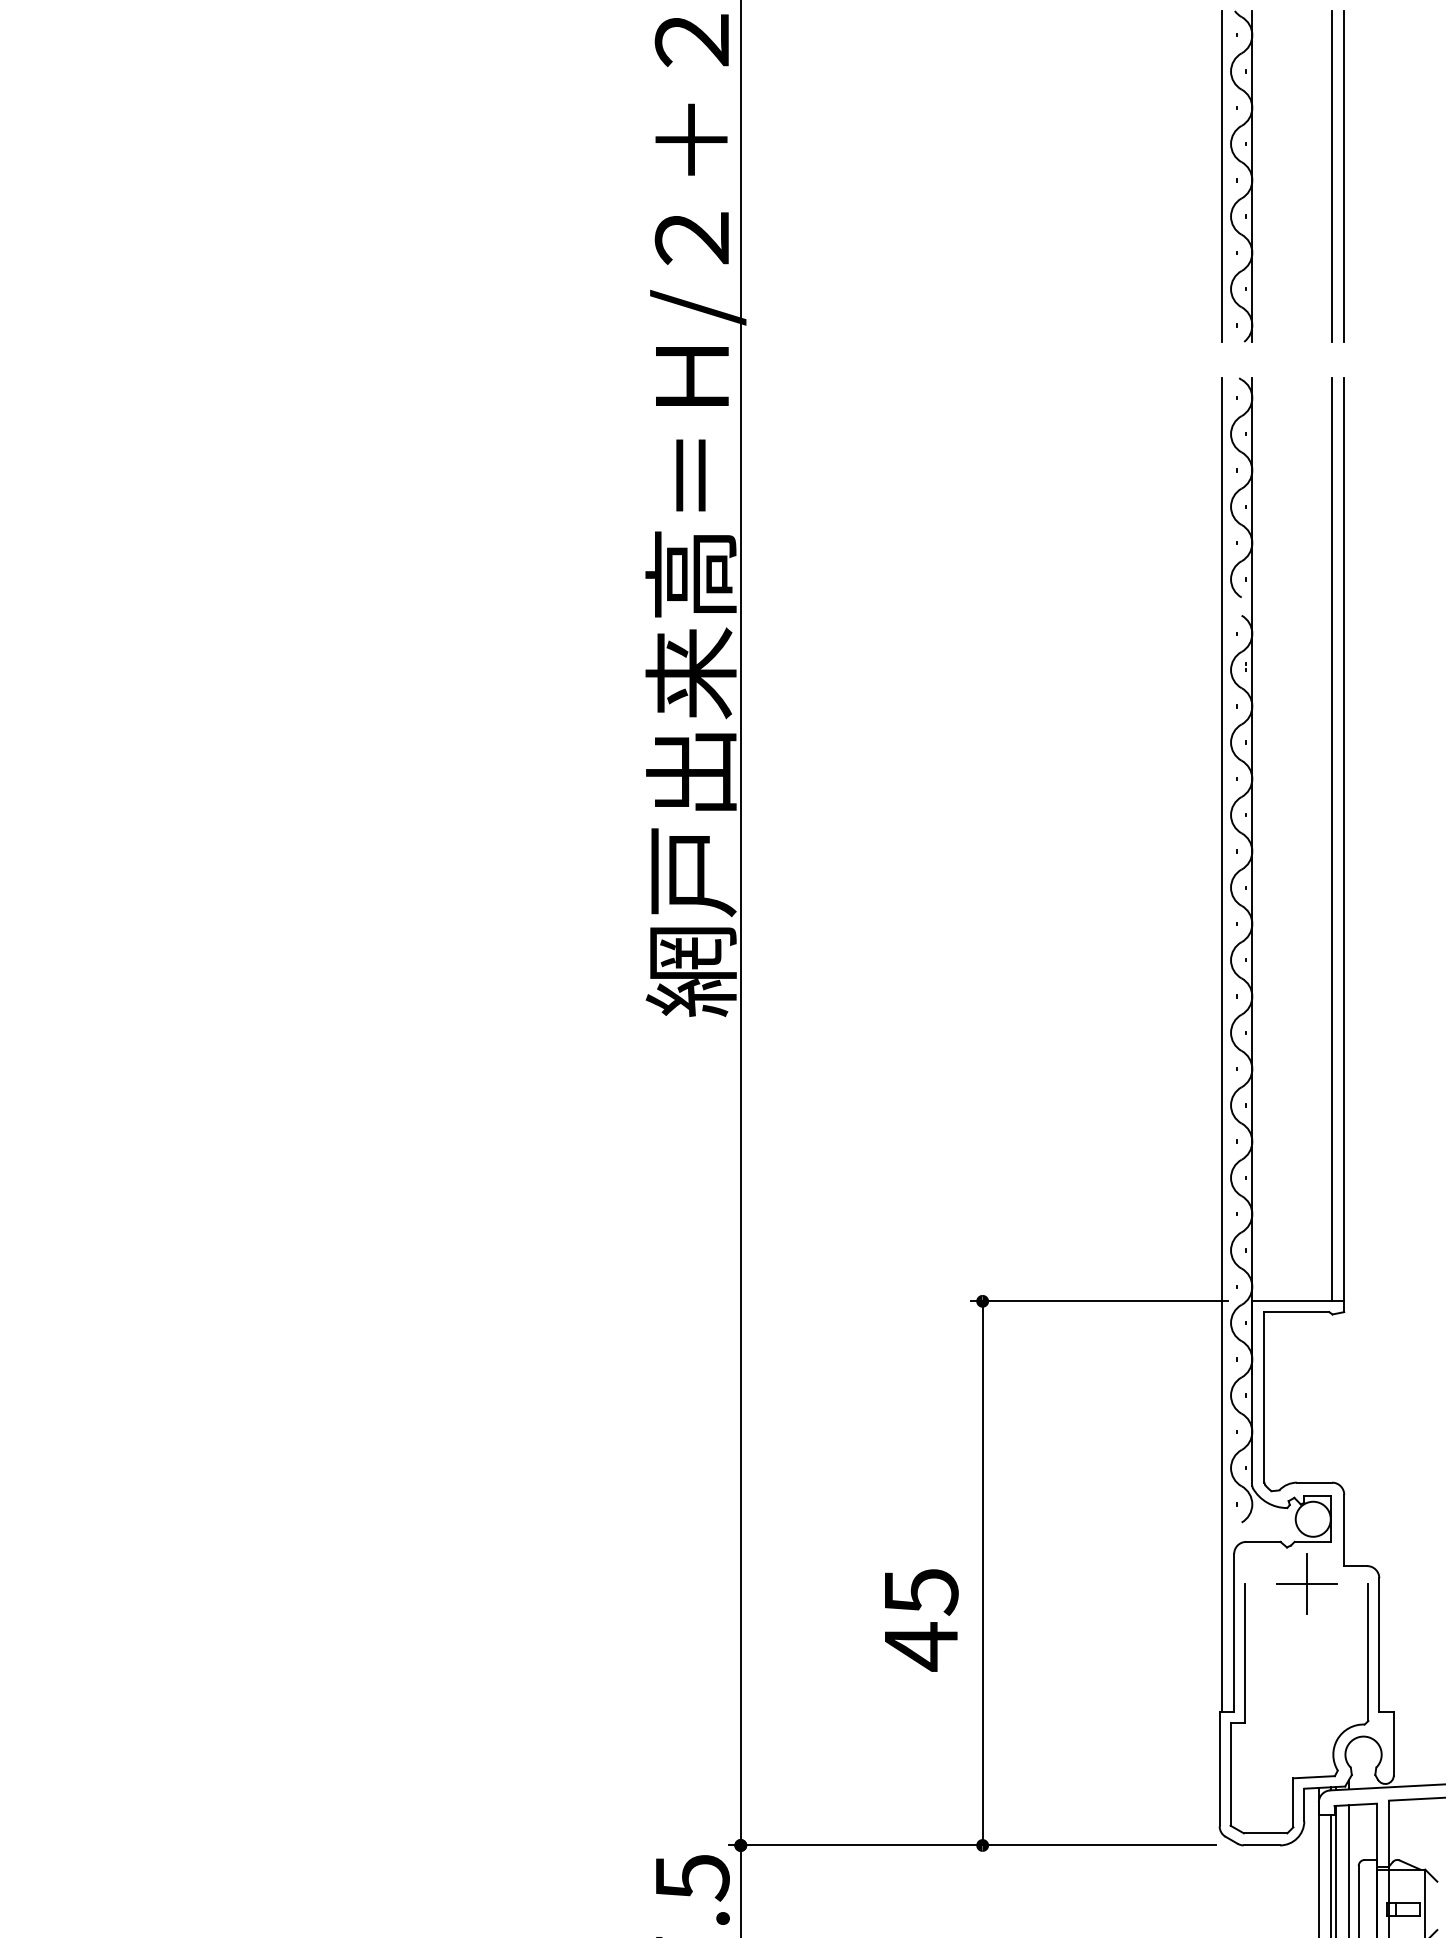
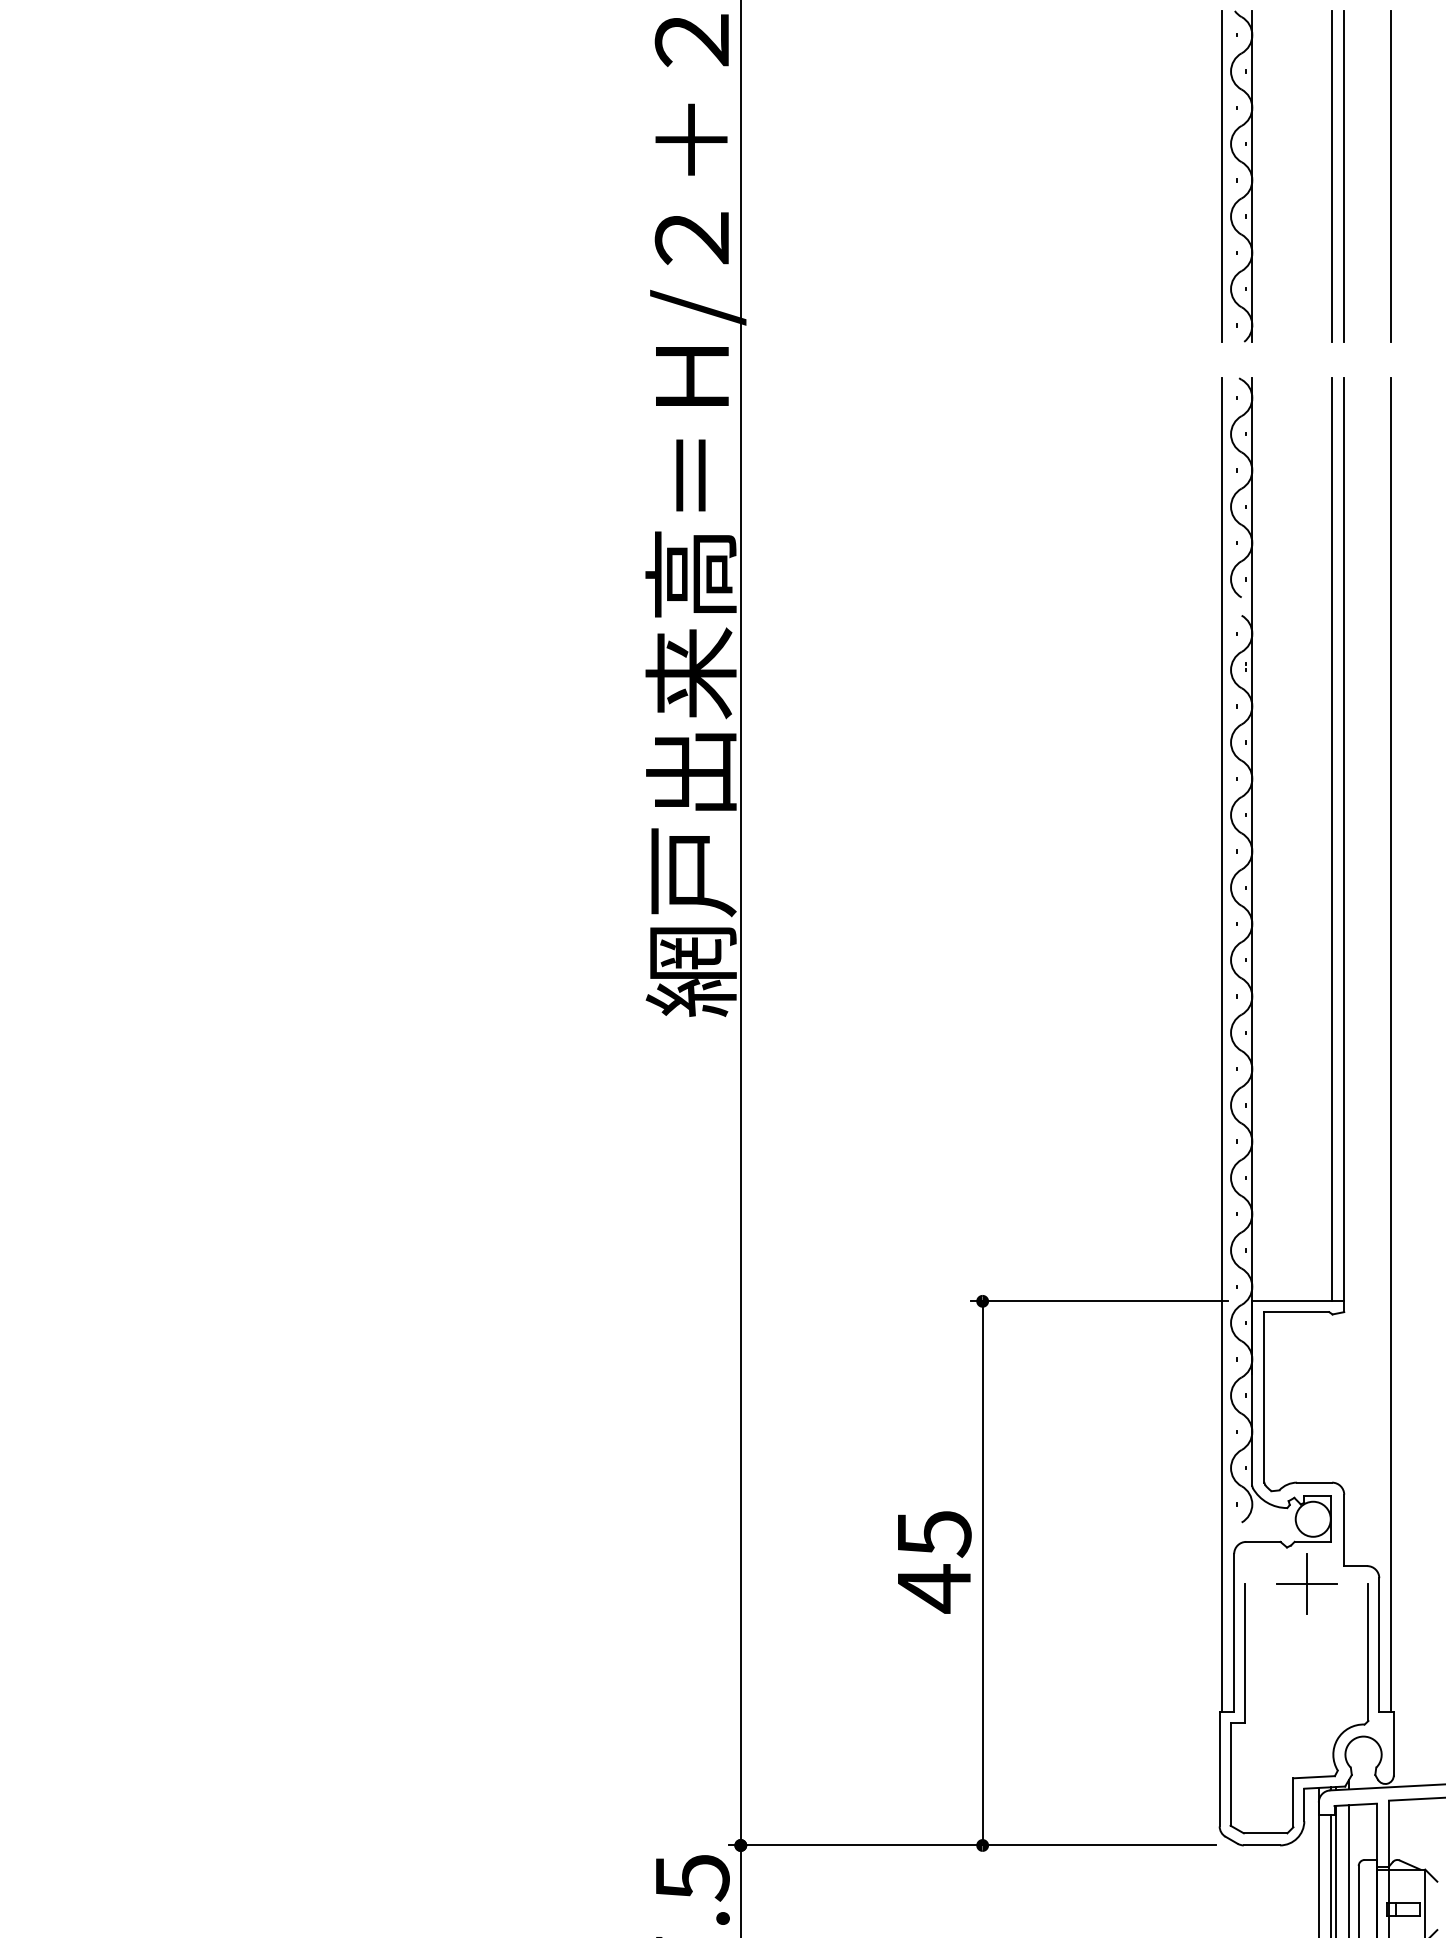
line: none -> present (1391, 176)
line: none -> present (1391, 1045)
text position: (921, 1620) -> (934, 1562) (934, 1562)
